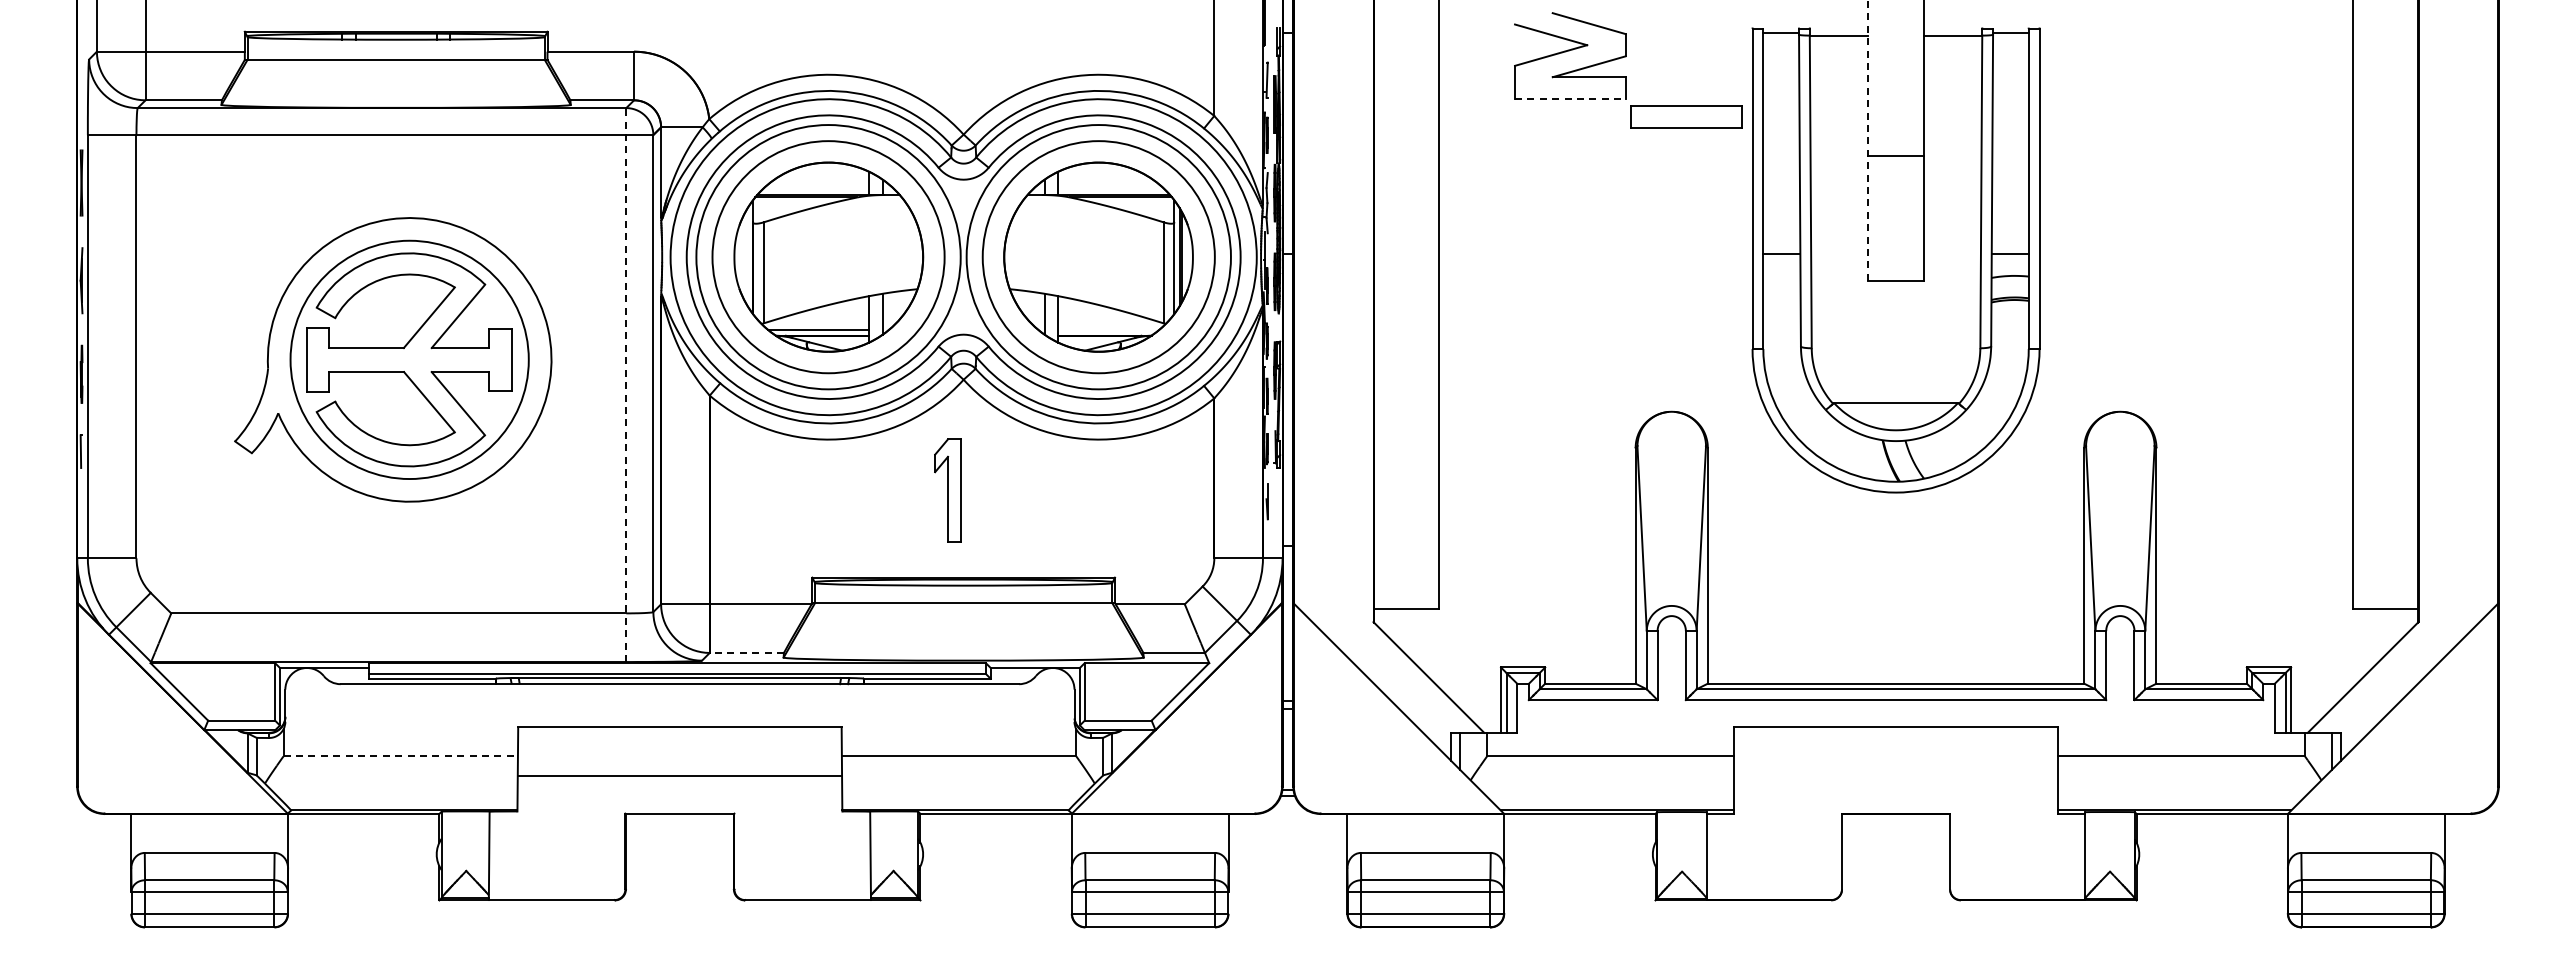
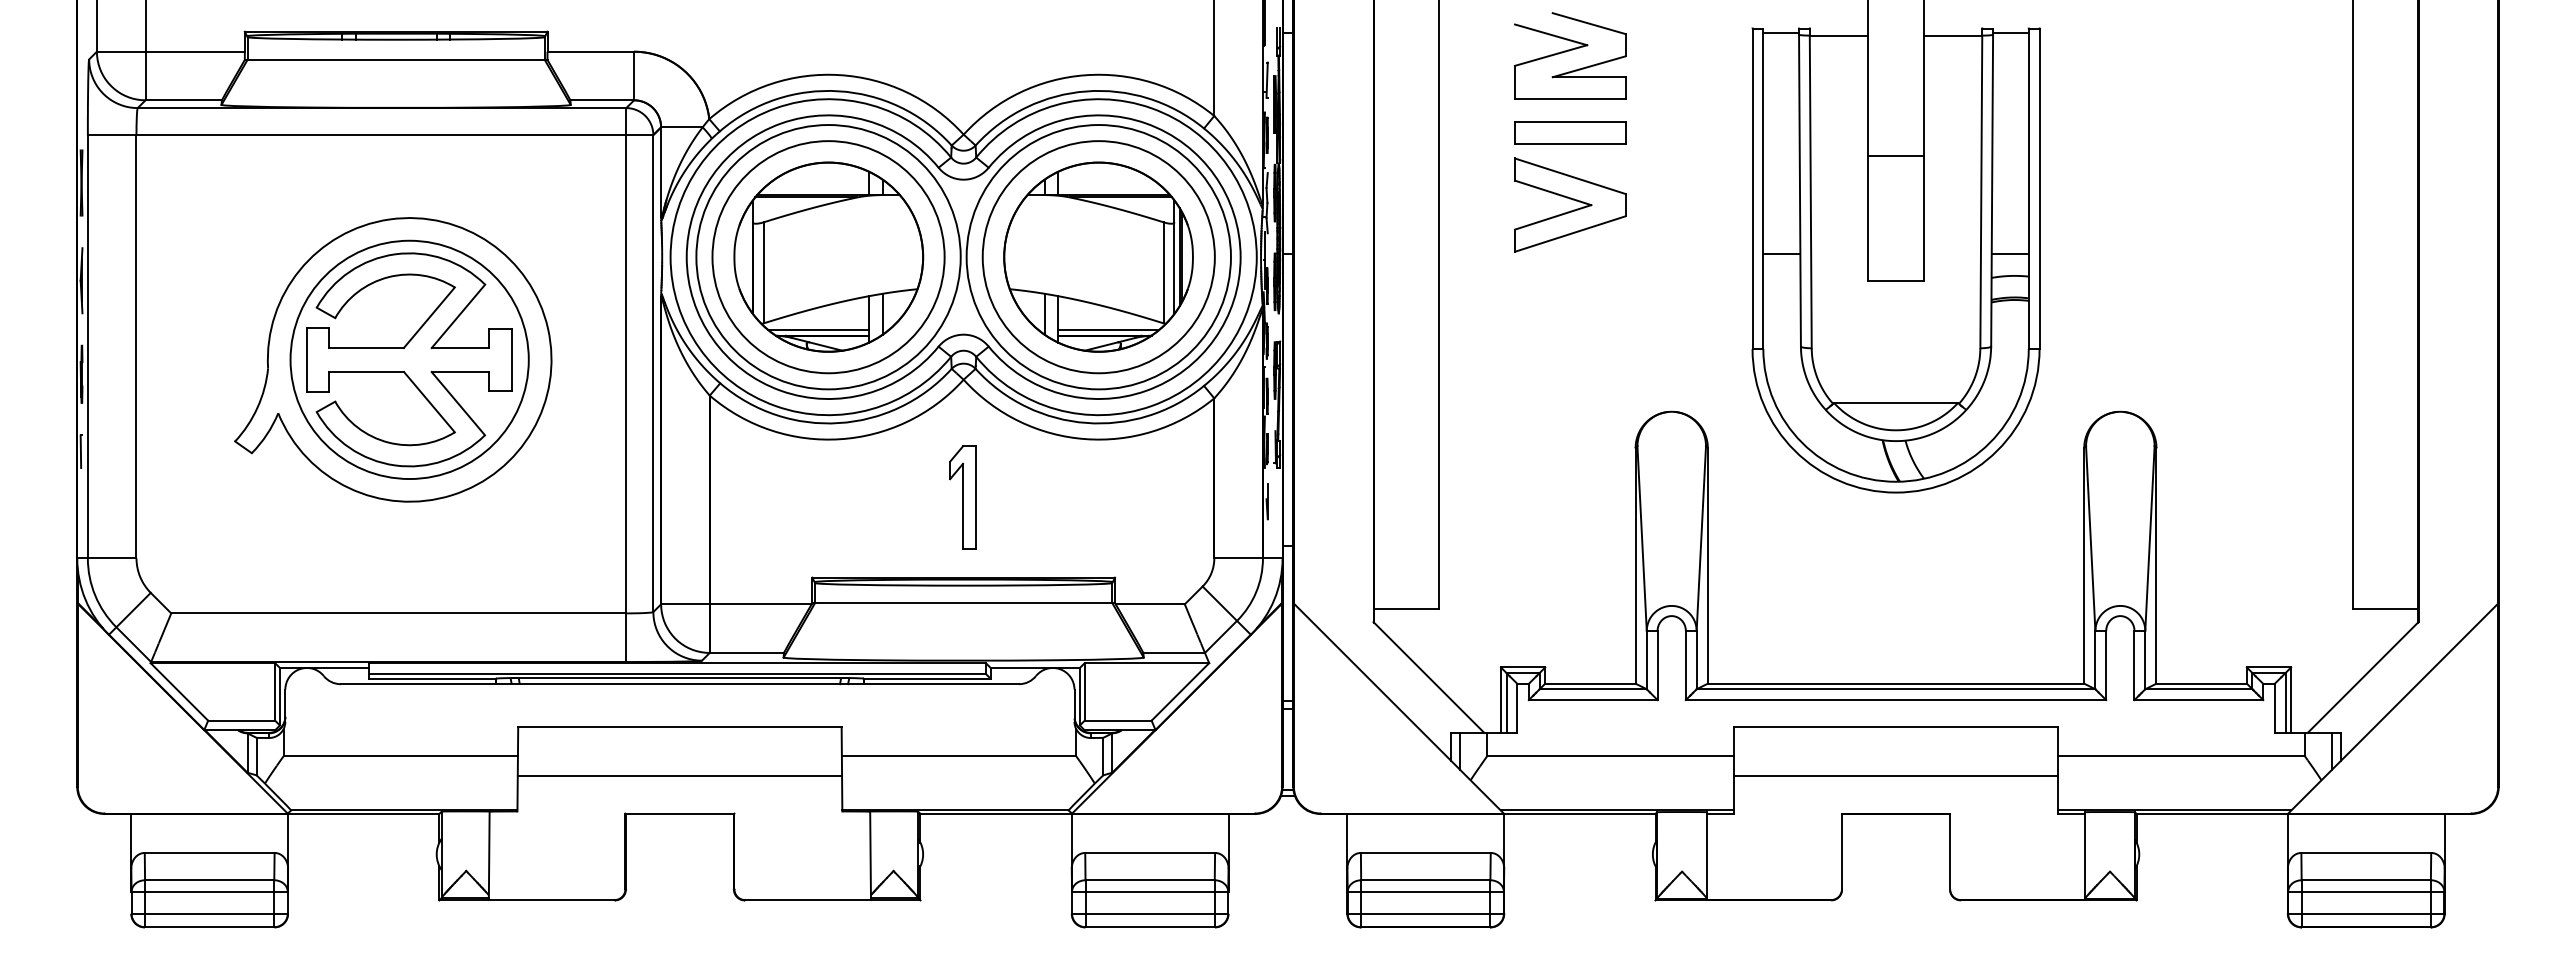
line: dashed -> solid (1570, 99)
part position: (1686, 116) -> (1570, 132) (1570, 132)
line: dashed -> solid (1867, 139)
part: none -> present (1570, 204)
line: none -> present (1108, 330)
line: dashed -> solid (626, 385)
part position: (947, 490) -> (962, 497) (962, 497)
line: dashed -> solid (746, 652)
line: dashed -> solid (401, 756)
line: none -> present (1895, 776)
